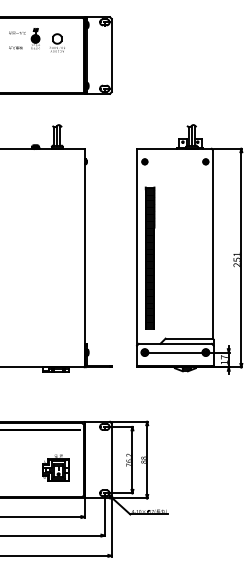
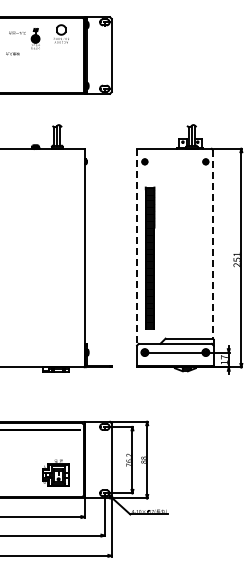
part position: (57, 42) -> (61, 33) (61, 33)
text position: (15, 47) -> (12, 53) (12, 53)
line: solid -> dashed (212, 244)
line: solid -> dashed (137, 247)
part position: (55, 467) -> (55, 472) (55, 472)
